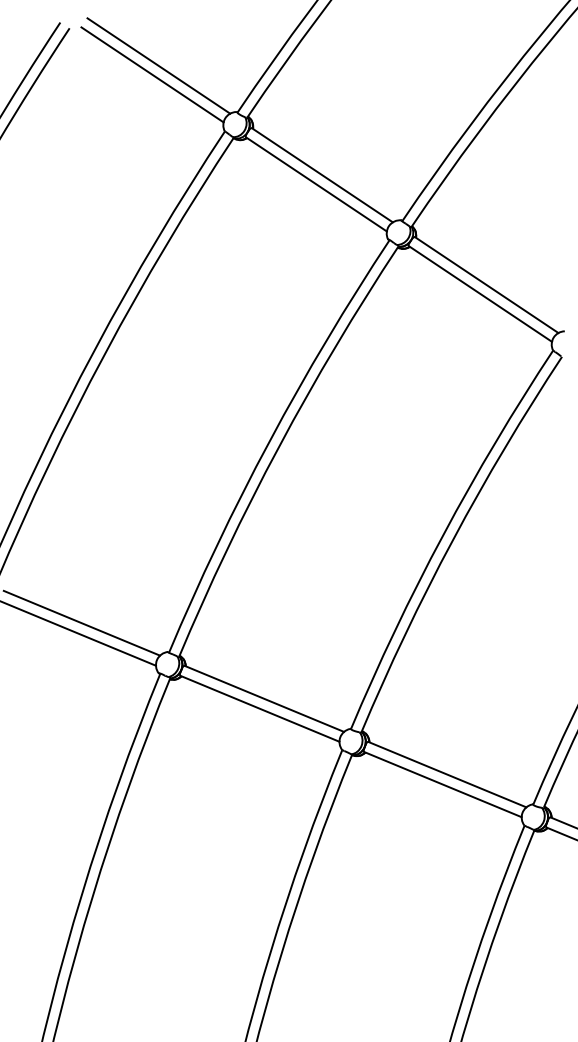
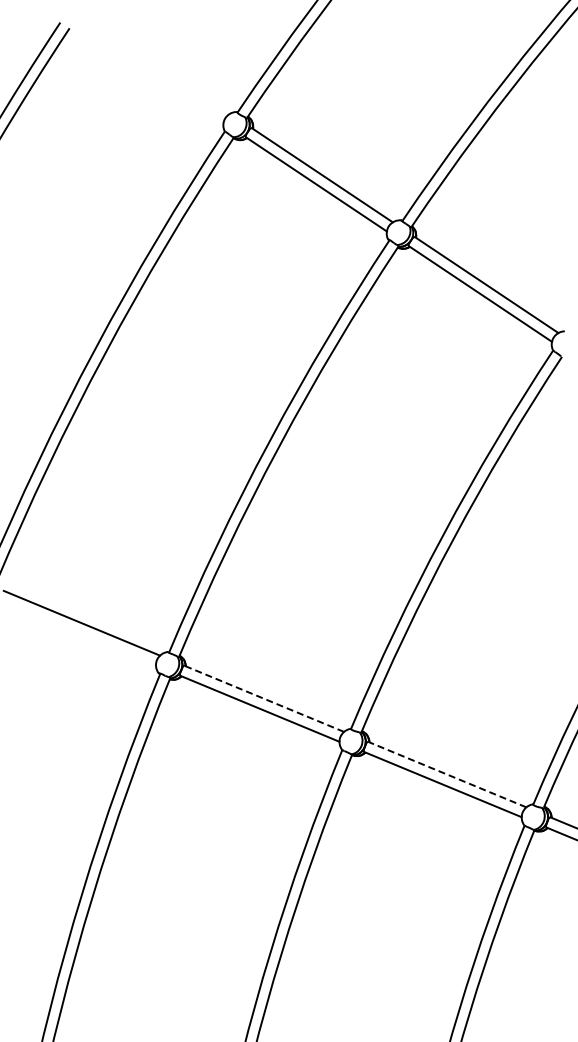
line: present -> none (158, 65)
line: present -> none (152, 74)
line: present -> none (78, 633)
line: solid -> dashed (264, 698)
line: solid -> dashed (447, 774)
